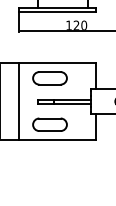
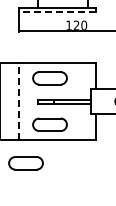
line: solid -> dashed (57, 12)
line: solid -> dashed (18, 101)
part: none -> present (25, 163)
